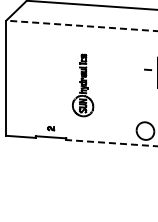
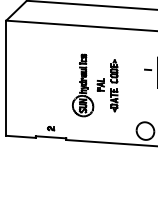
line: dashed -> solid (82, 25)
part: none -> present (107, 85)
line: dashed -> solid (112, 143)
